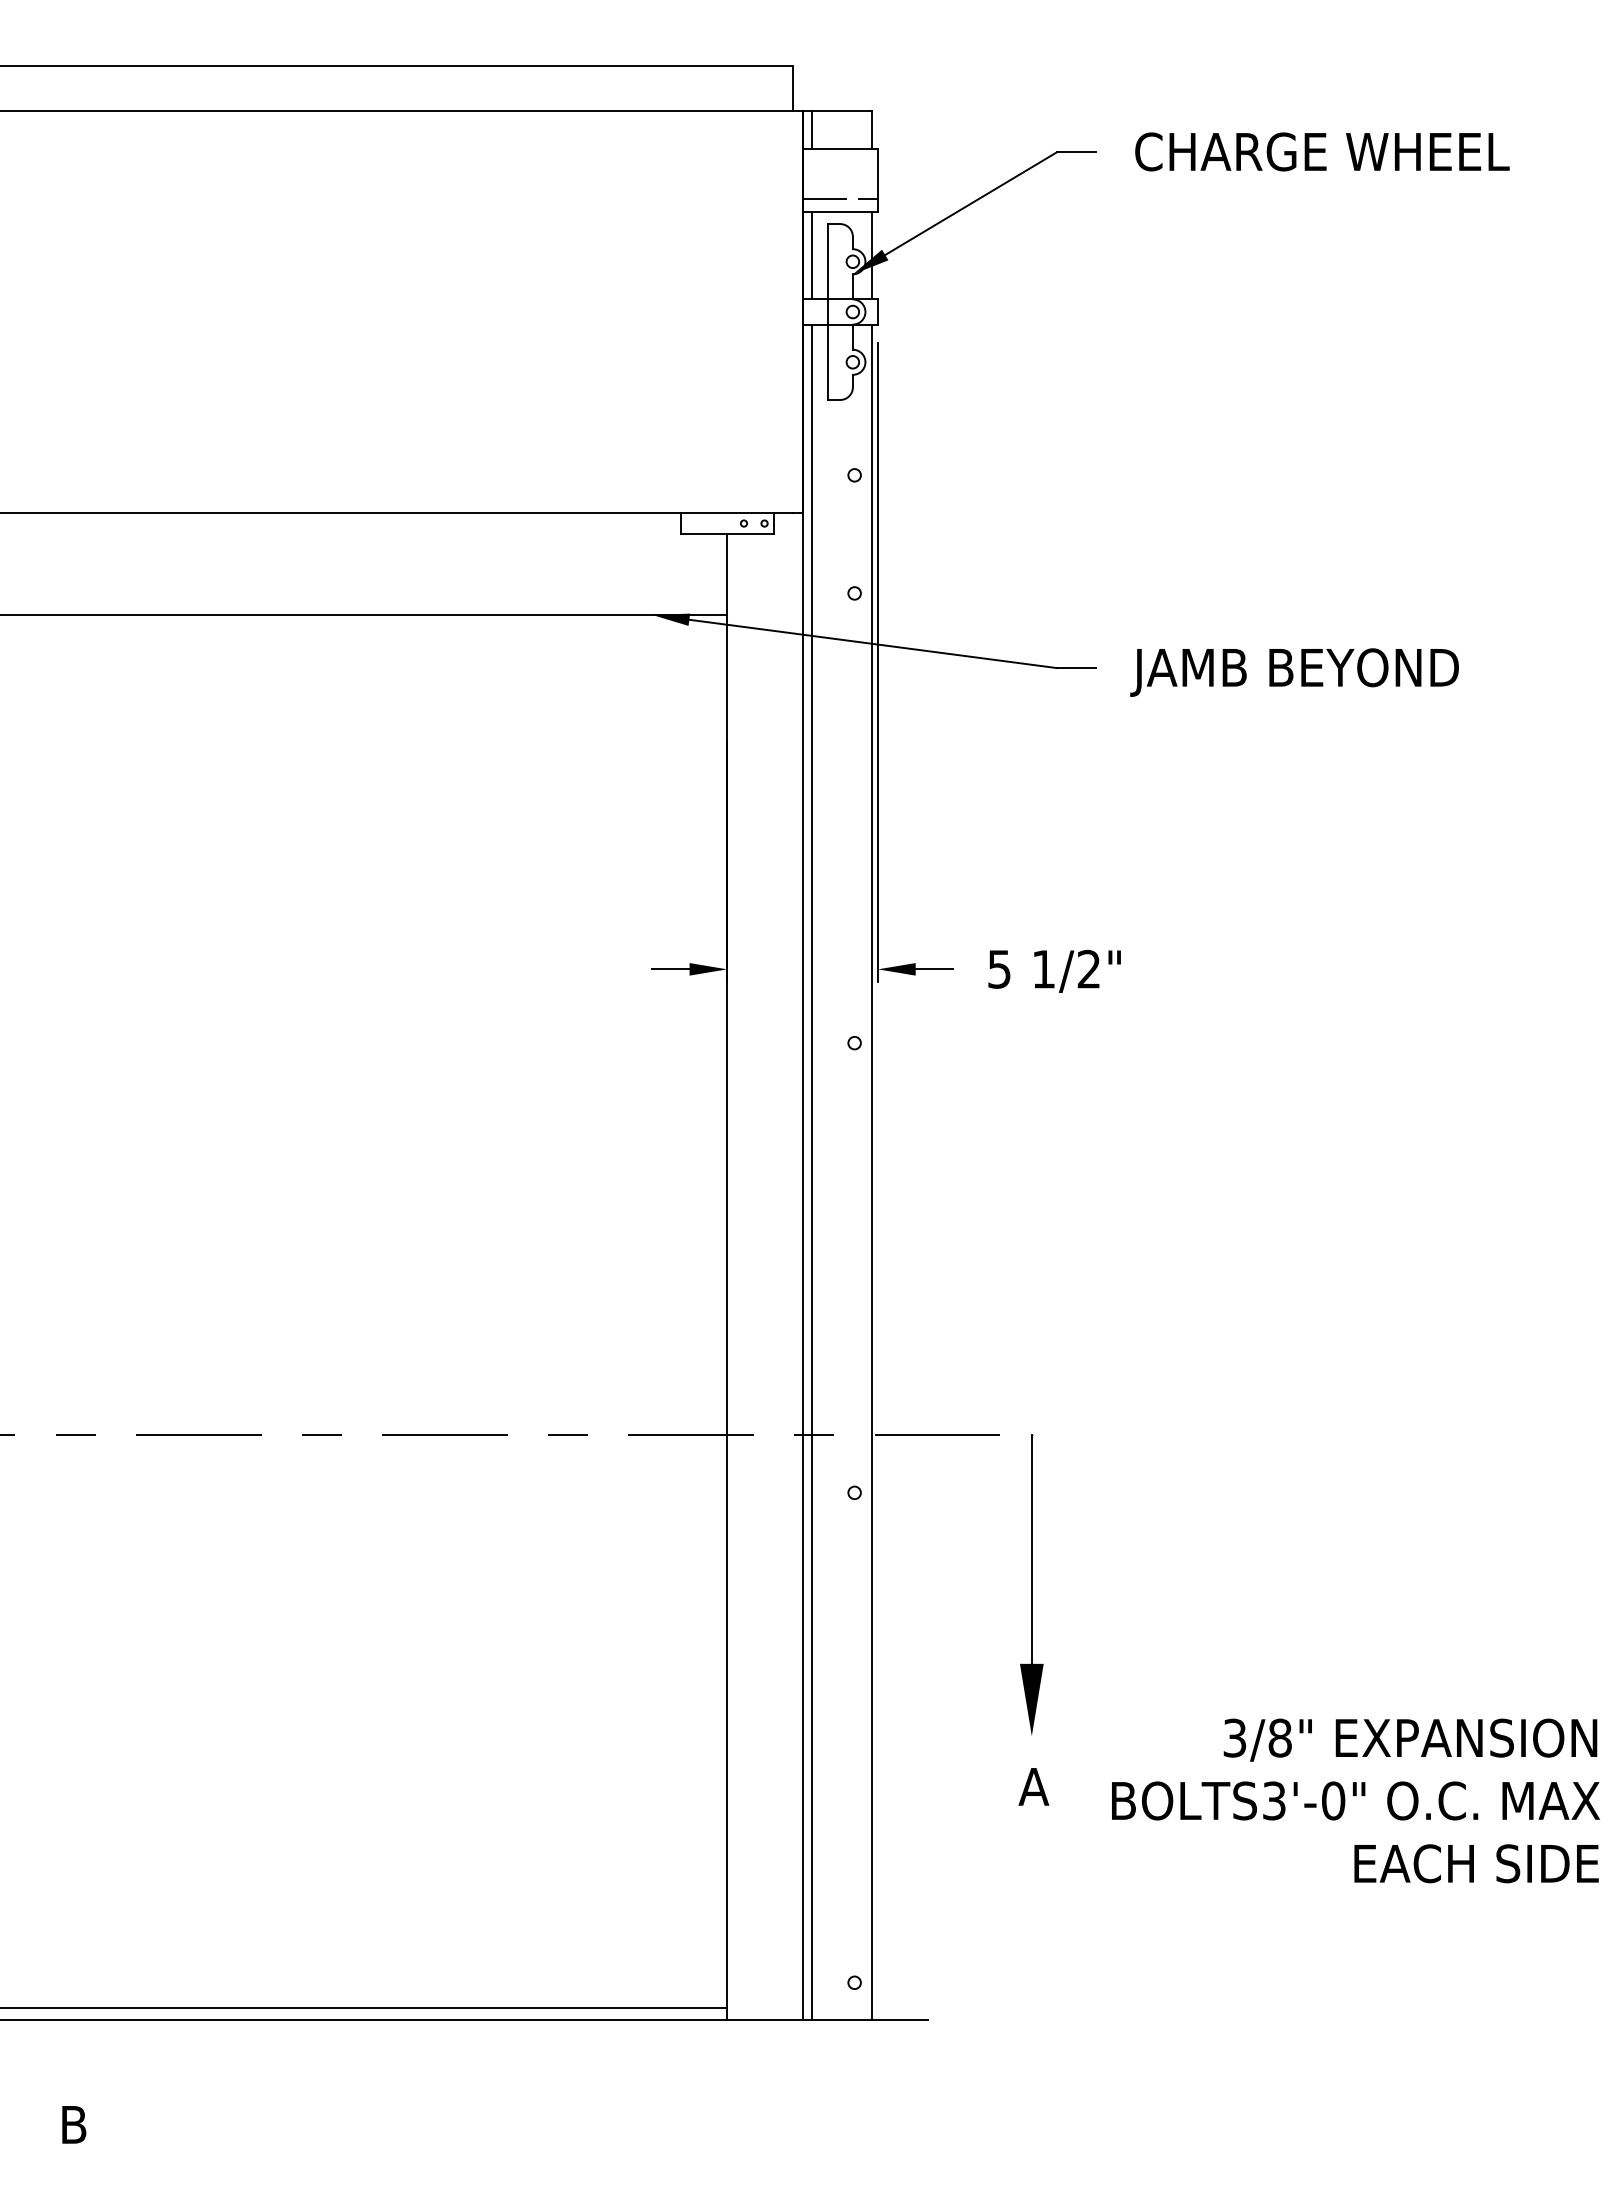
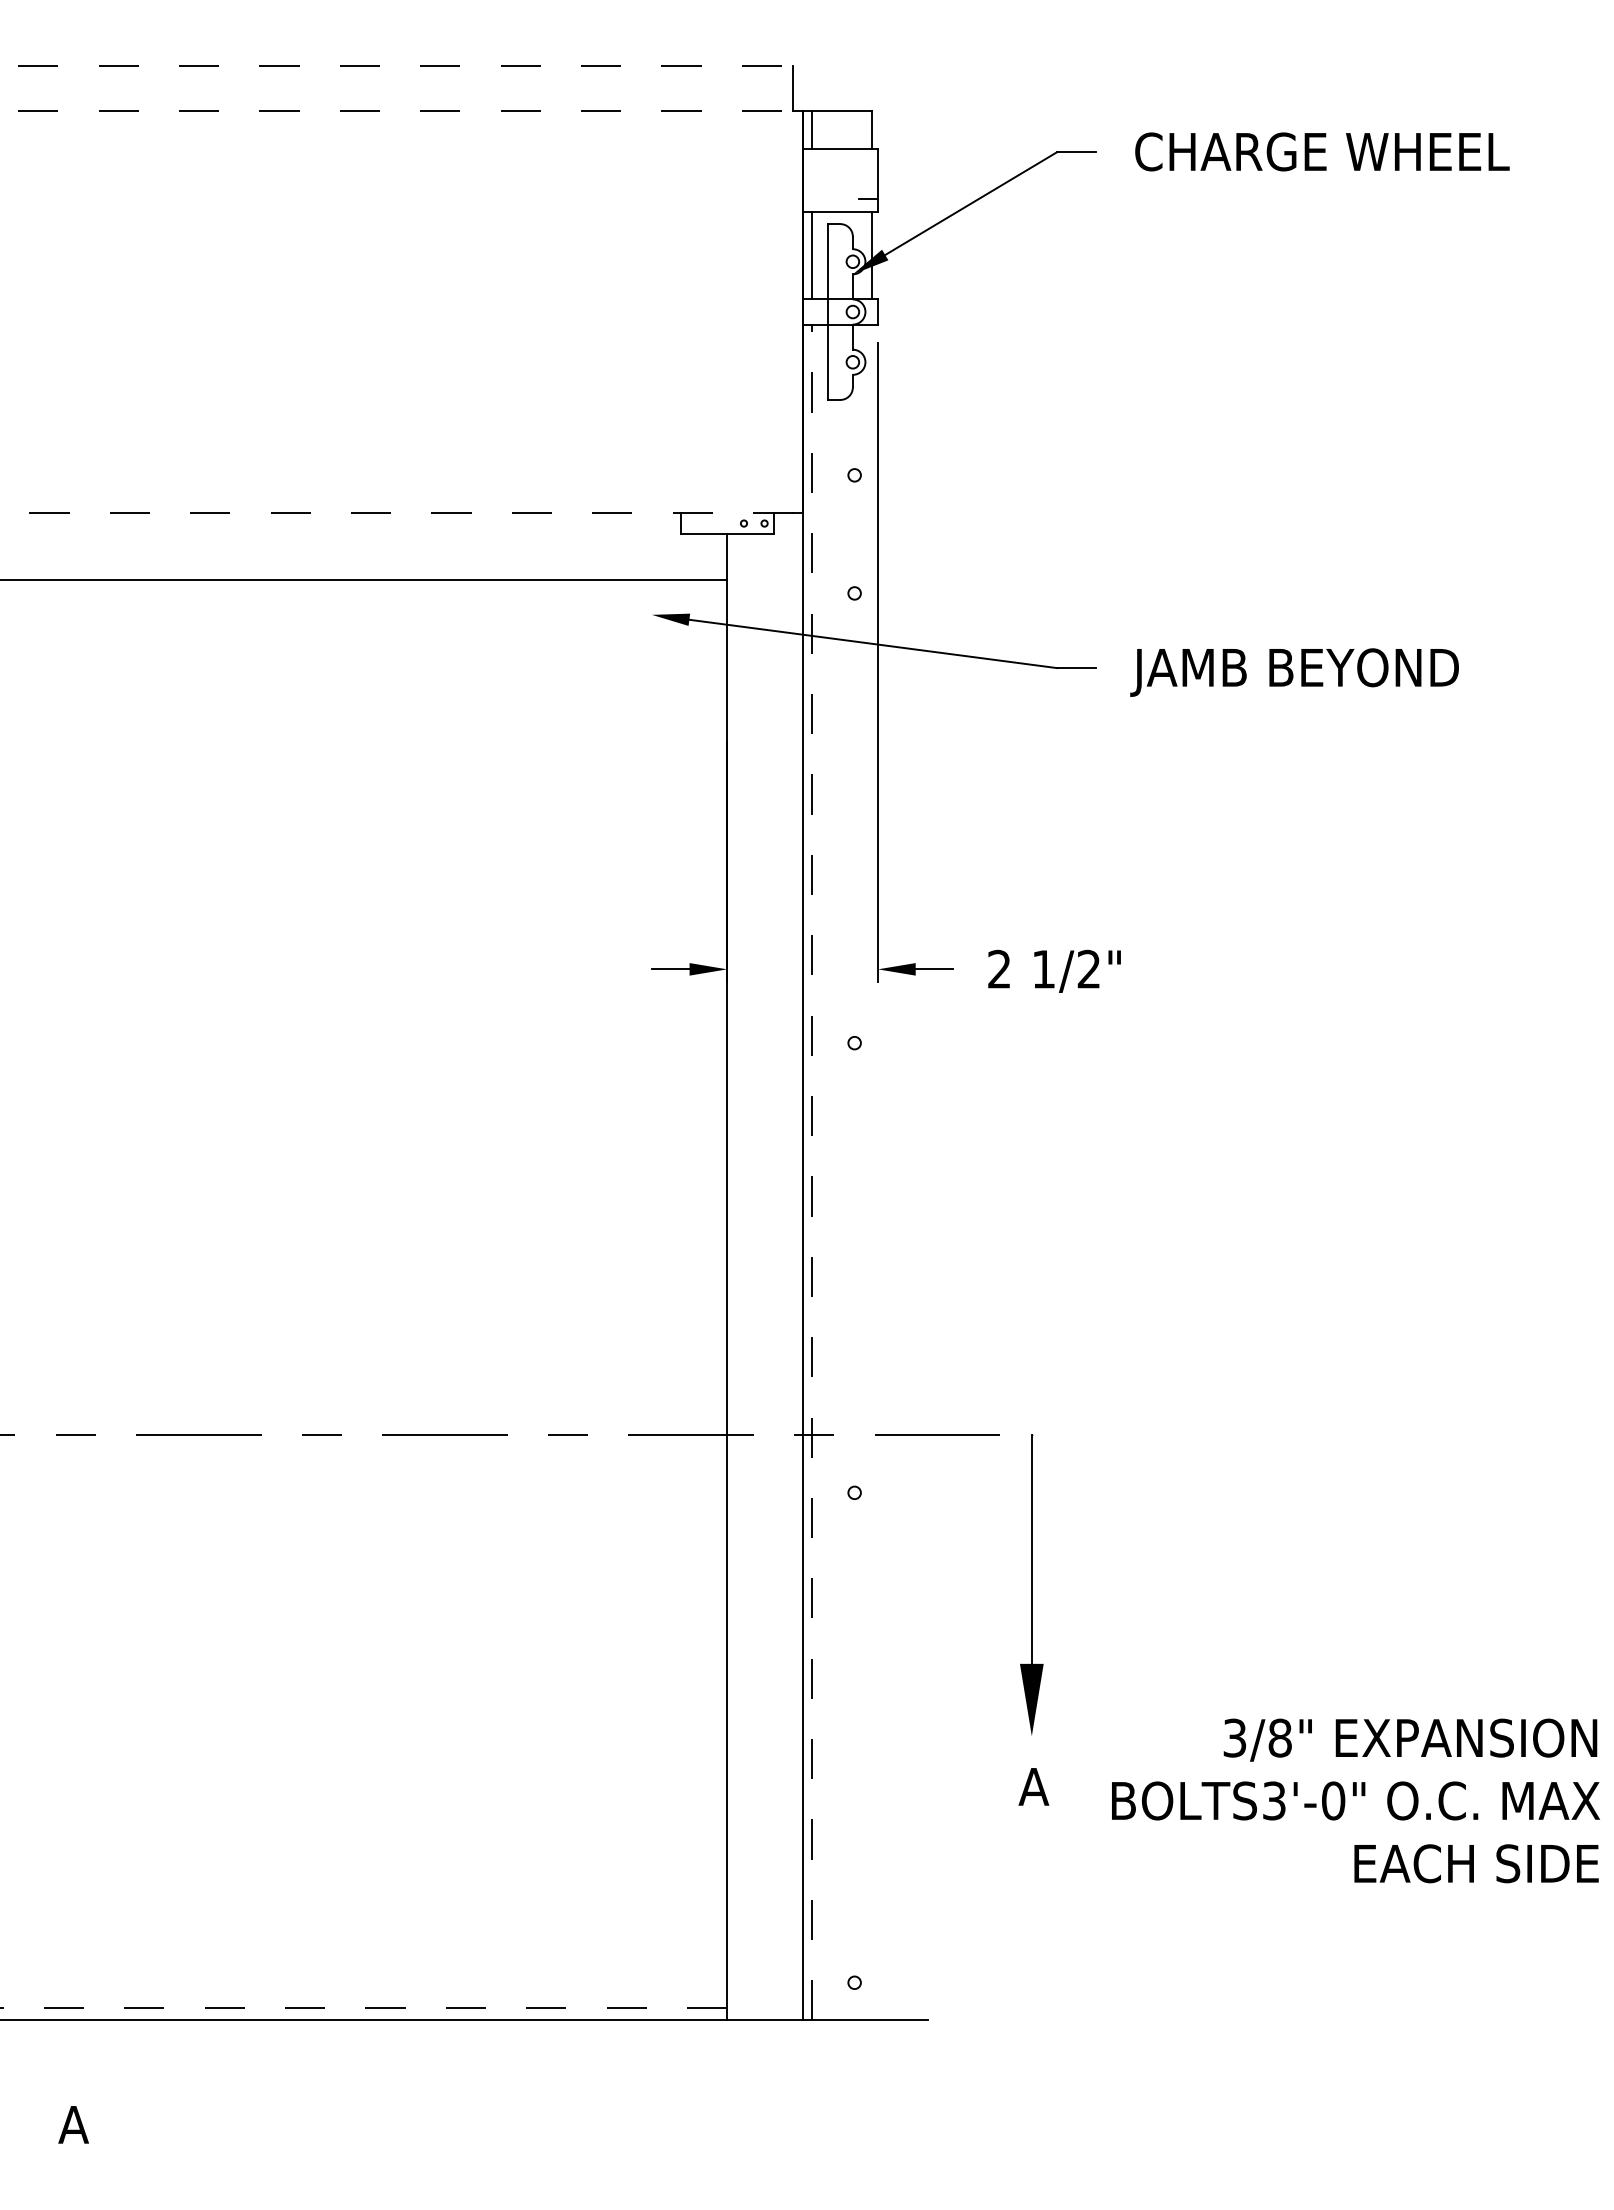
line: solid -> dashed (397, 66)
line: solid -> dashed (397, 111)
line: present -> none (824, 198)
line: solid -> dashed (396, 513)
line position: (364, 614) -> (364, 579) (364, 579)
text: 5 -> 2 (999, 968)
line: solid -> dashed (812, 1172)
line: present -> none (871, 1172)
line: solid -> dashed (363, 2007)
text: B -> A (73, 2124)
